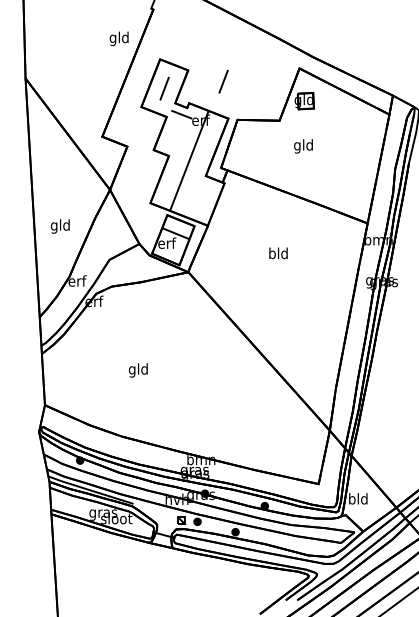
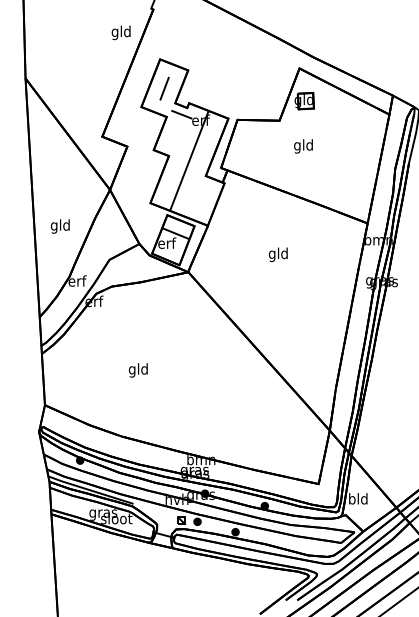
text position: (118, 38) -> (120, 32) (120, 32)
line: present -> none (223, 81)
text: bld -> gld (271, 254)
